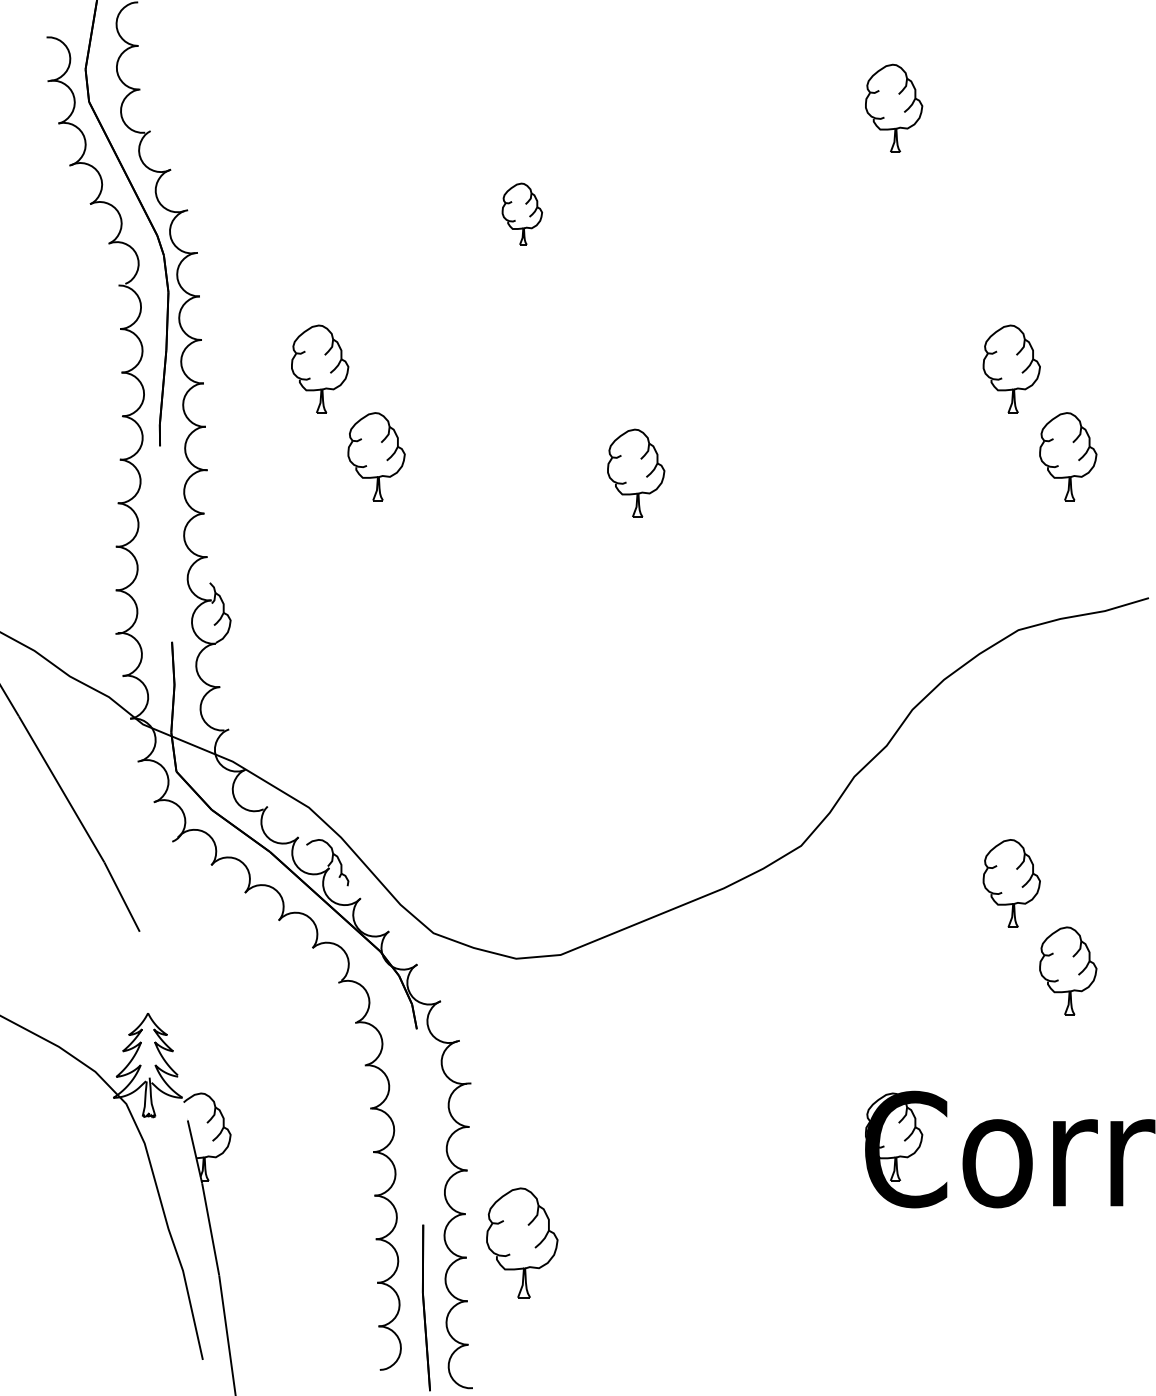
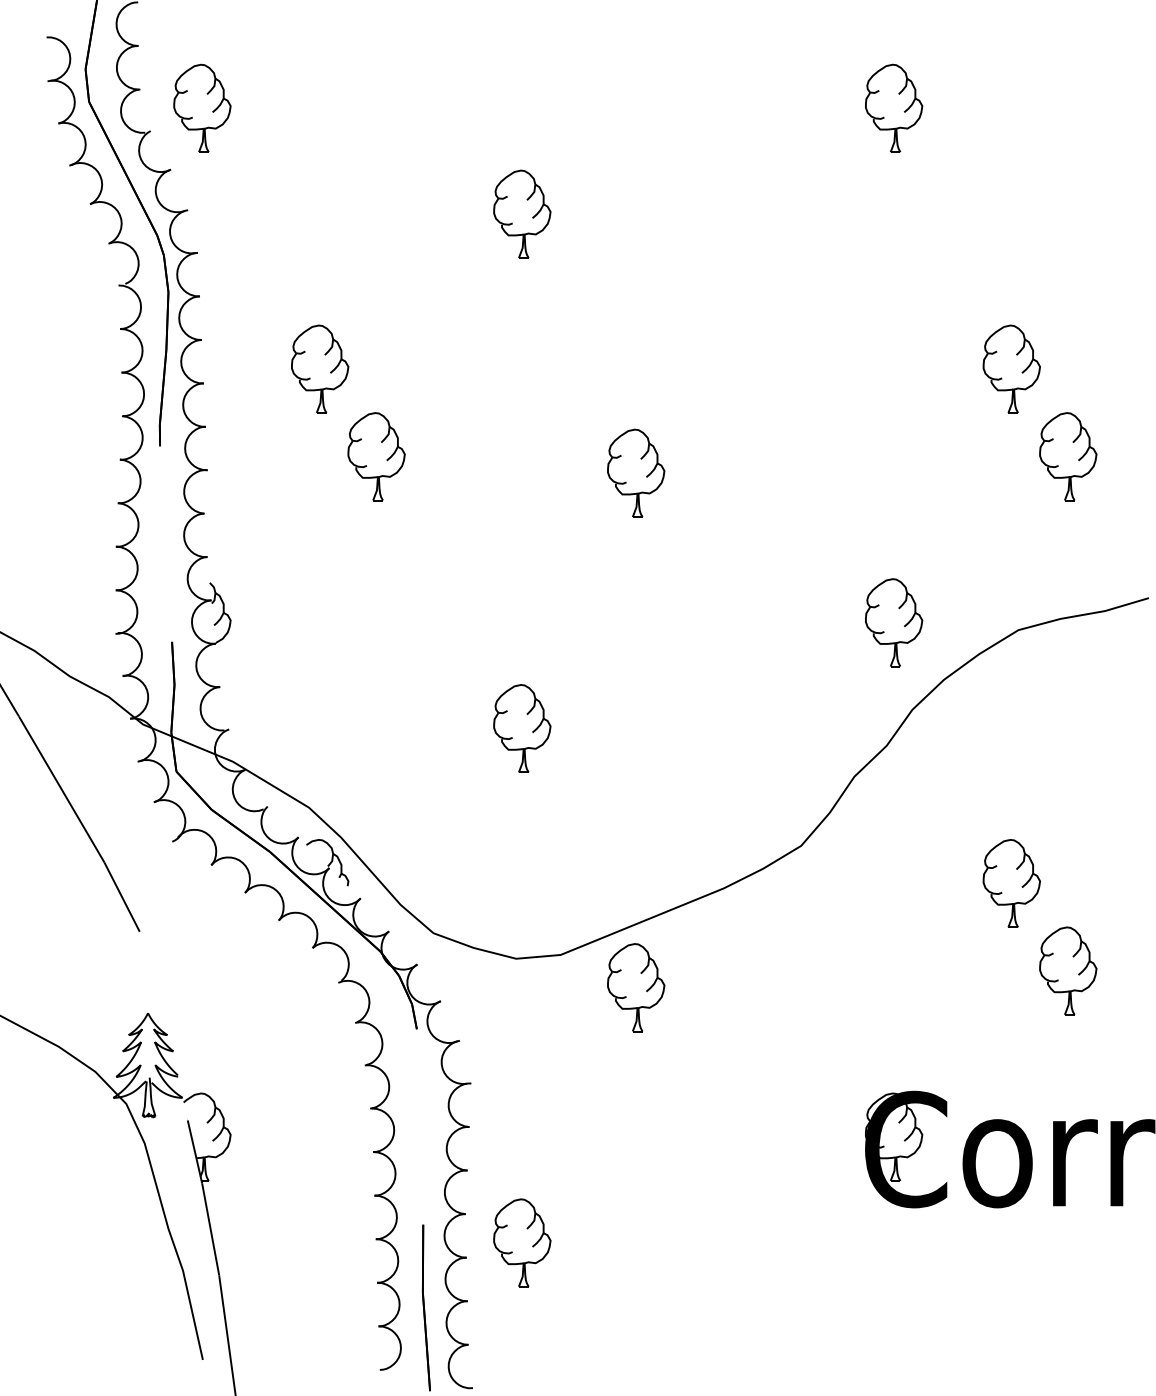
part: none -> present (202, 107)
part size: 42x64 px -> 59x90 px (522, 213)
part: none -> present (894, 622)
part: none -> present (522, 728)
part: none -> present (636, 987)
part size: 73x112 px -> 59x90 px (522, 1242)
